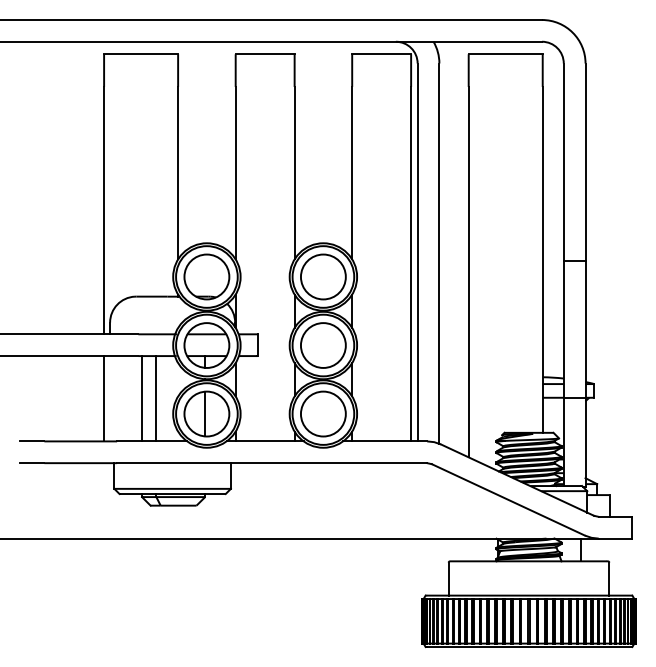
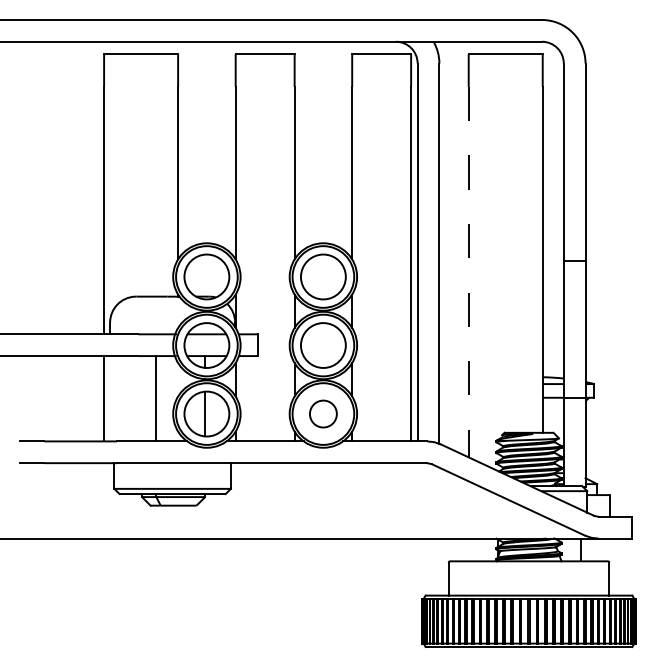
line: solid -> dashed (468, 272)
line: present -> none (142, 398)
circle diameter: 45 px -> 27 px (322, 413)
